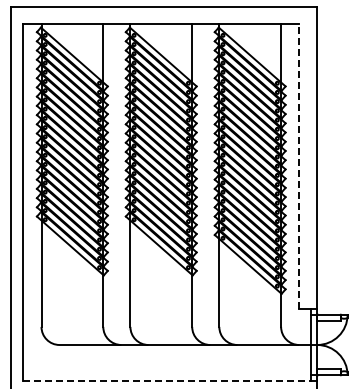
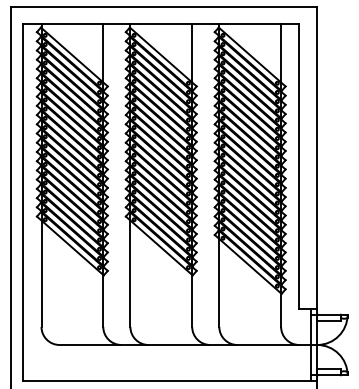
line: dashed -> solid (299, 166)
line: dashed -> solid (170, 380)
